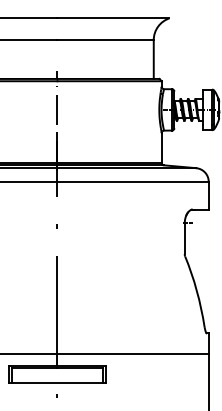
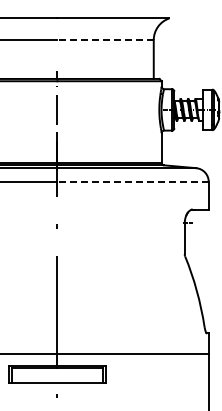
line: solid -> dashed (105, 40)
line: solid -> dashed (133, 181)
